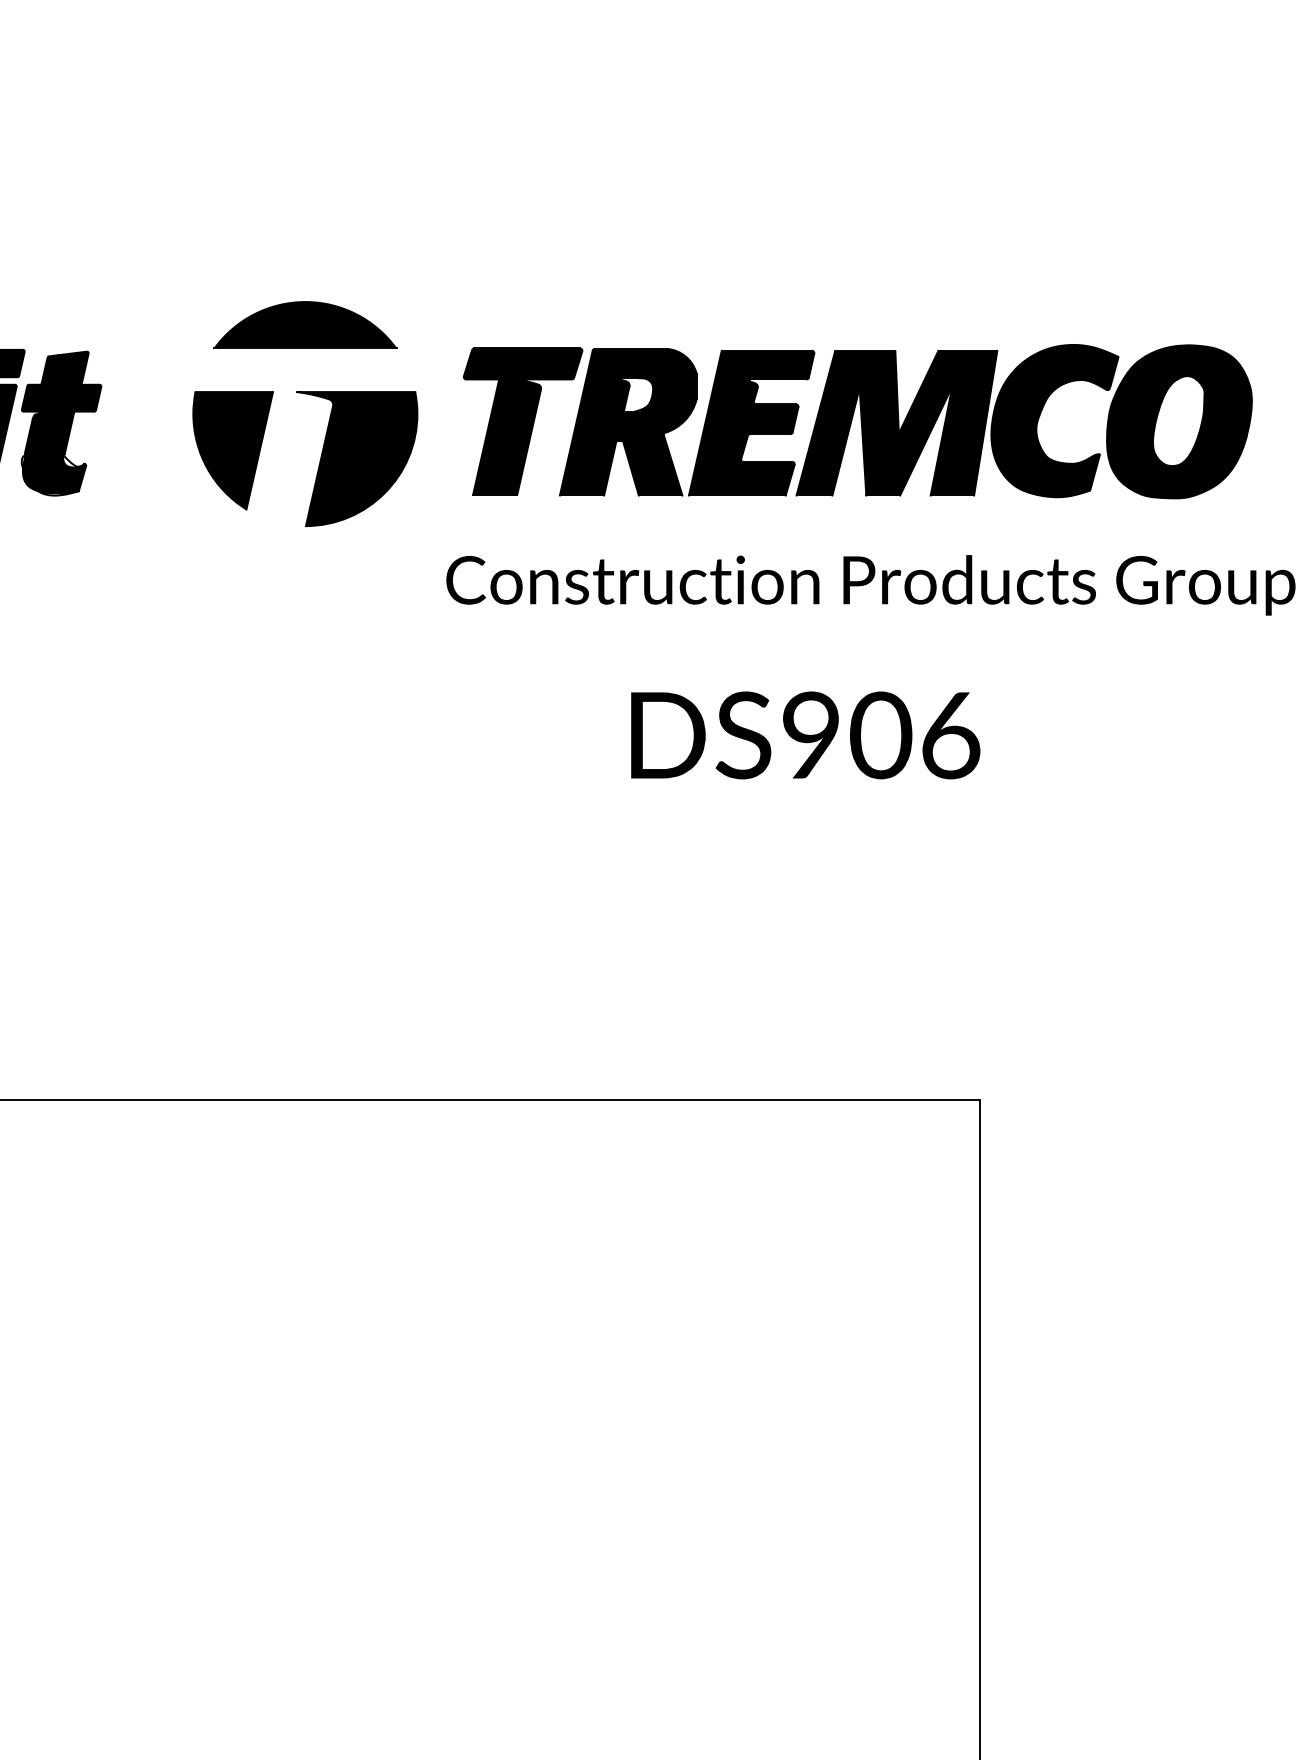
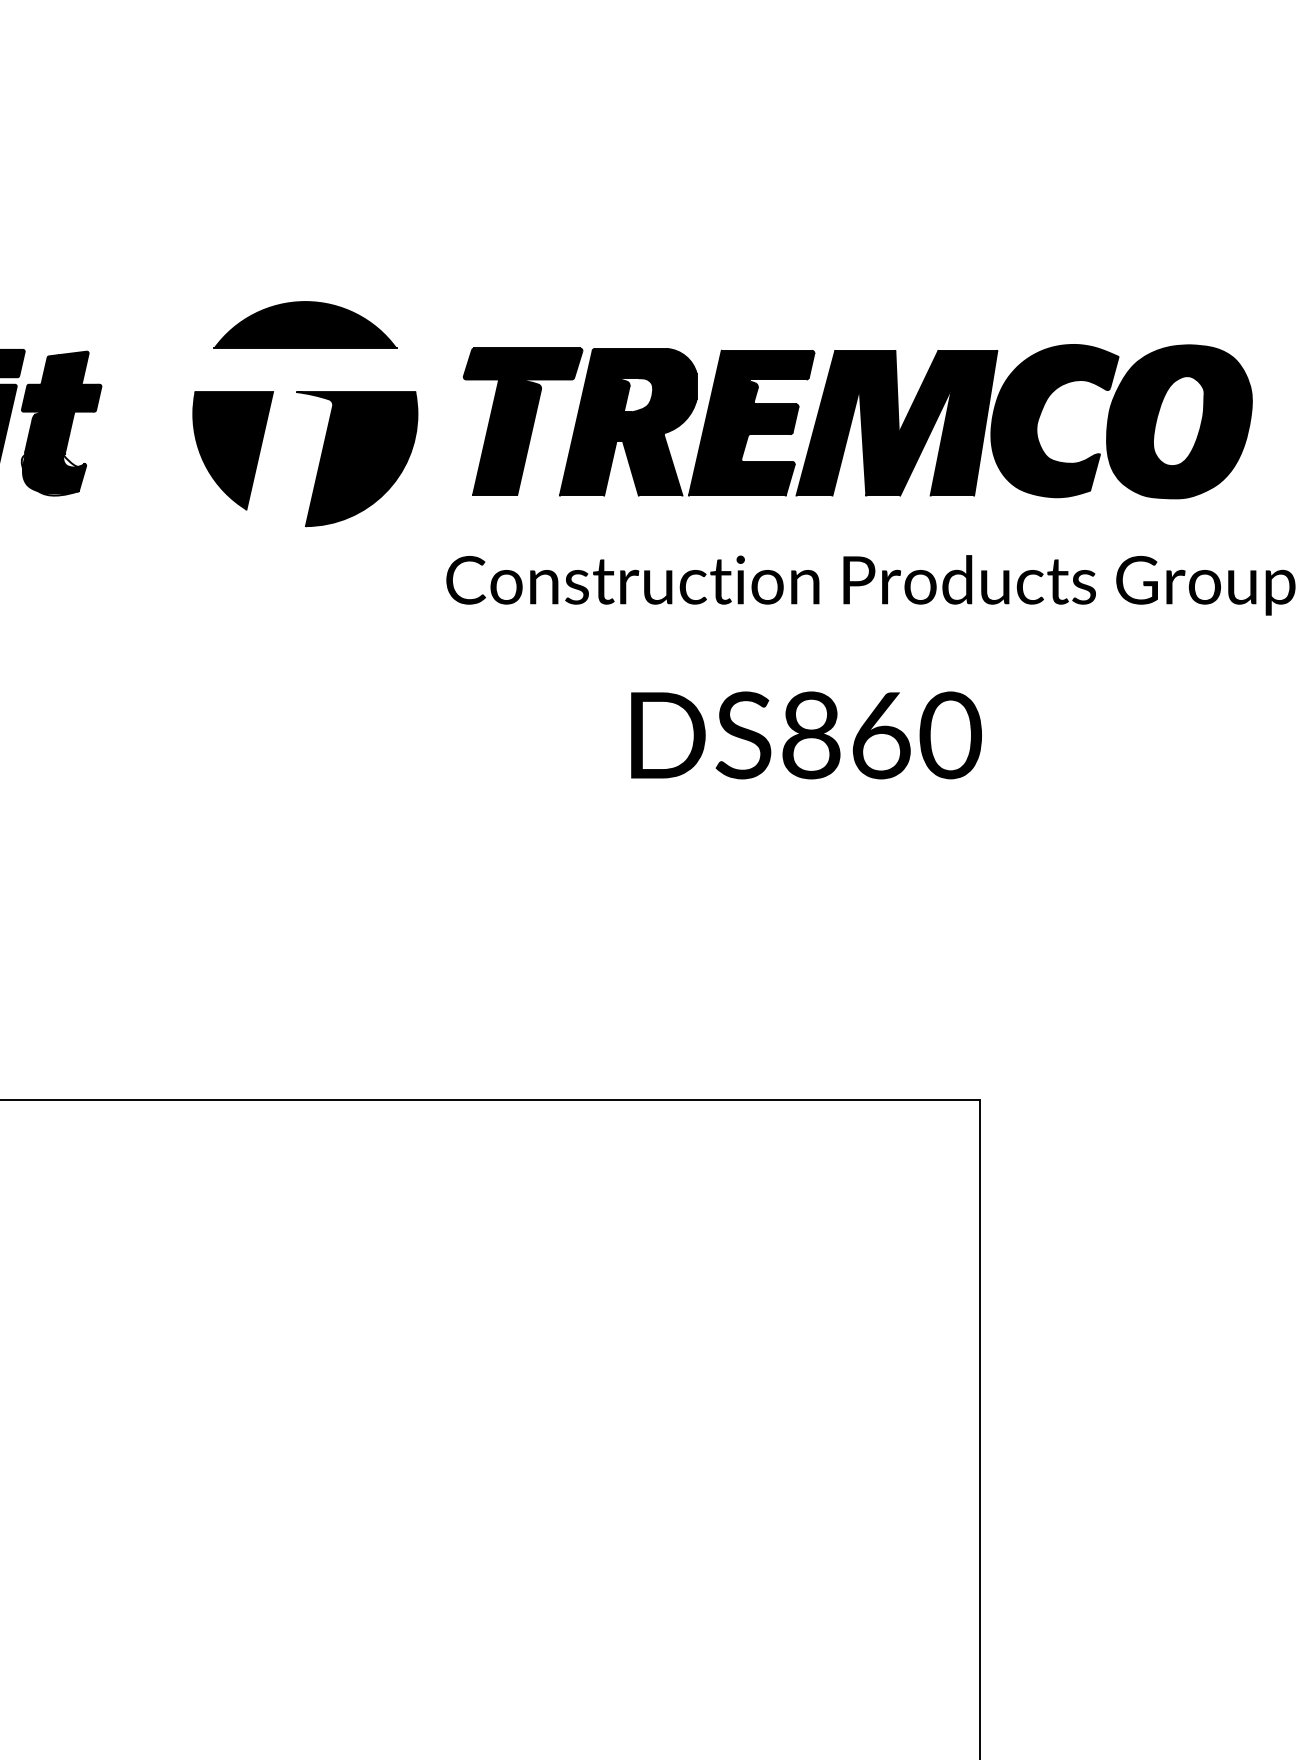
text: DS906 -> DS860 (881, 735)
